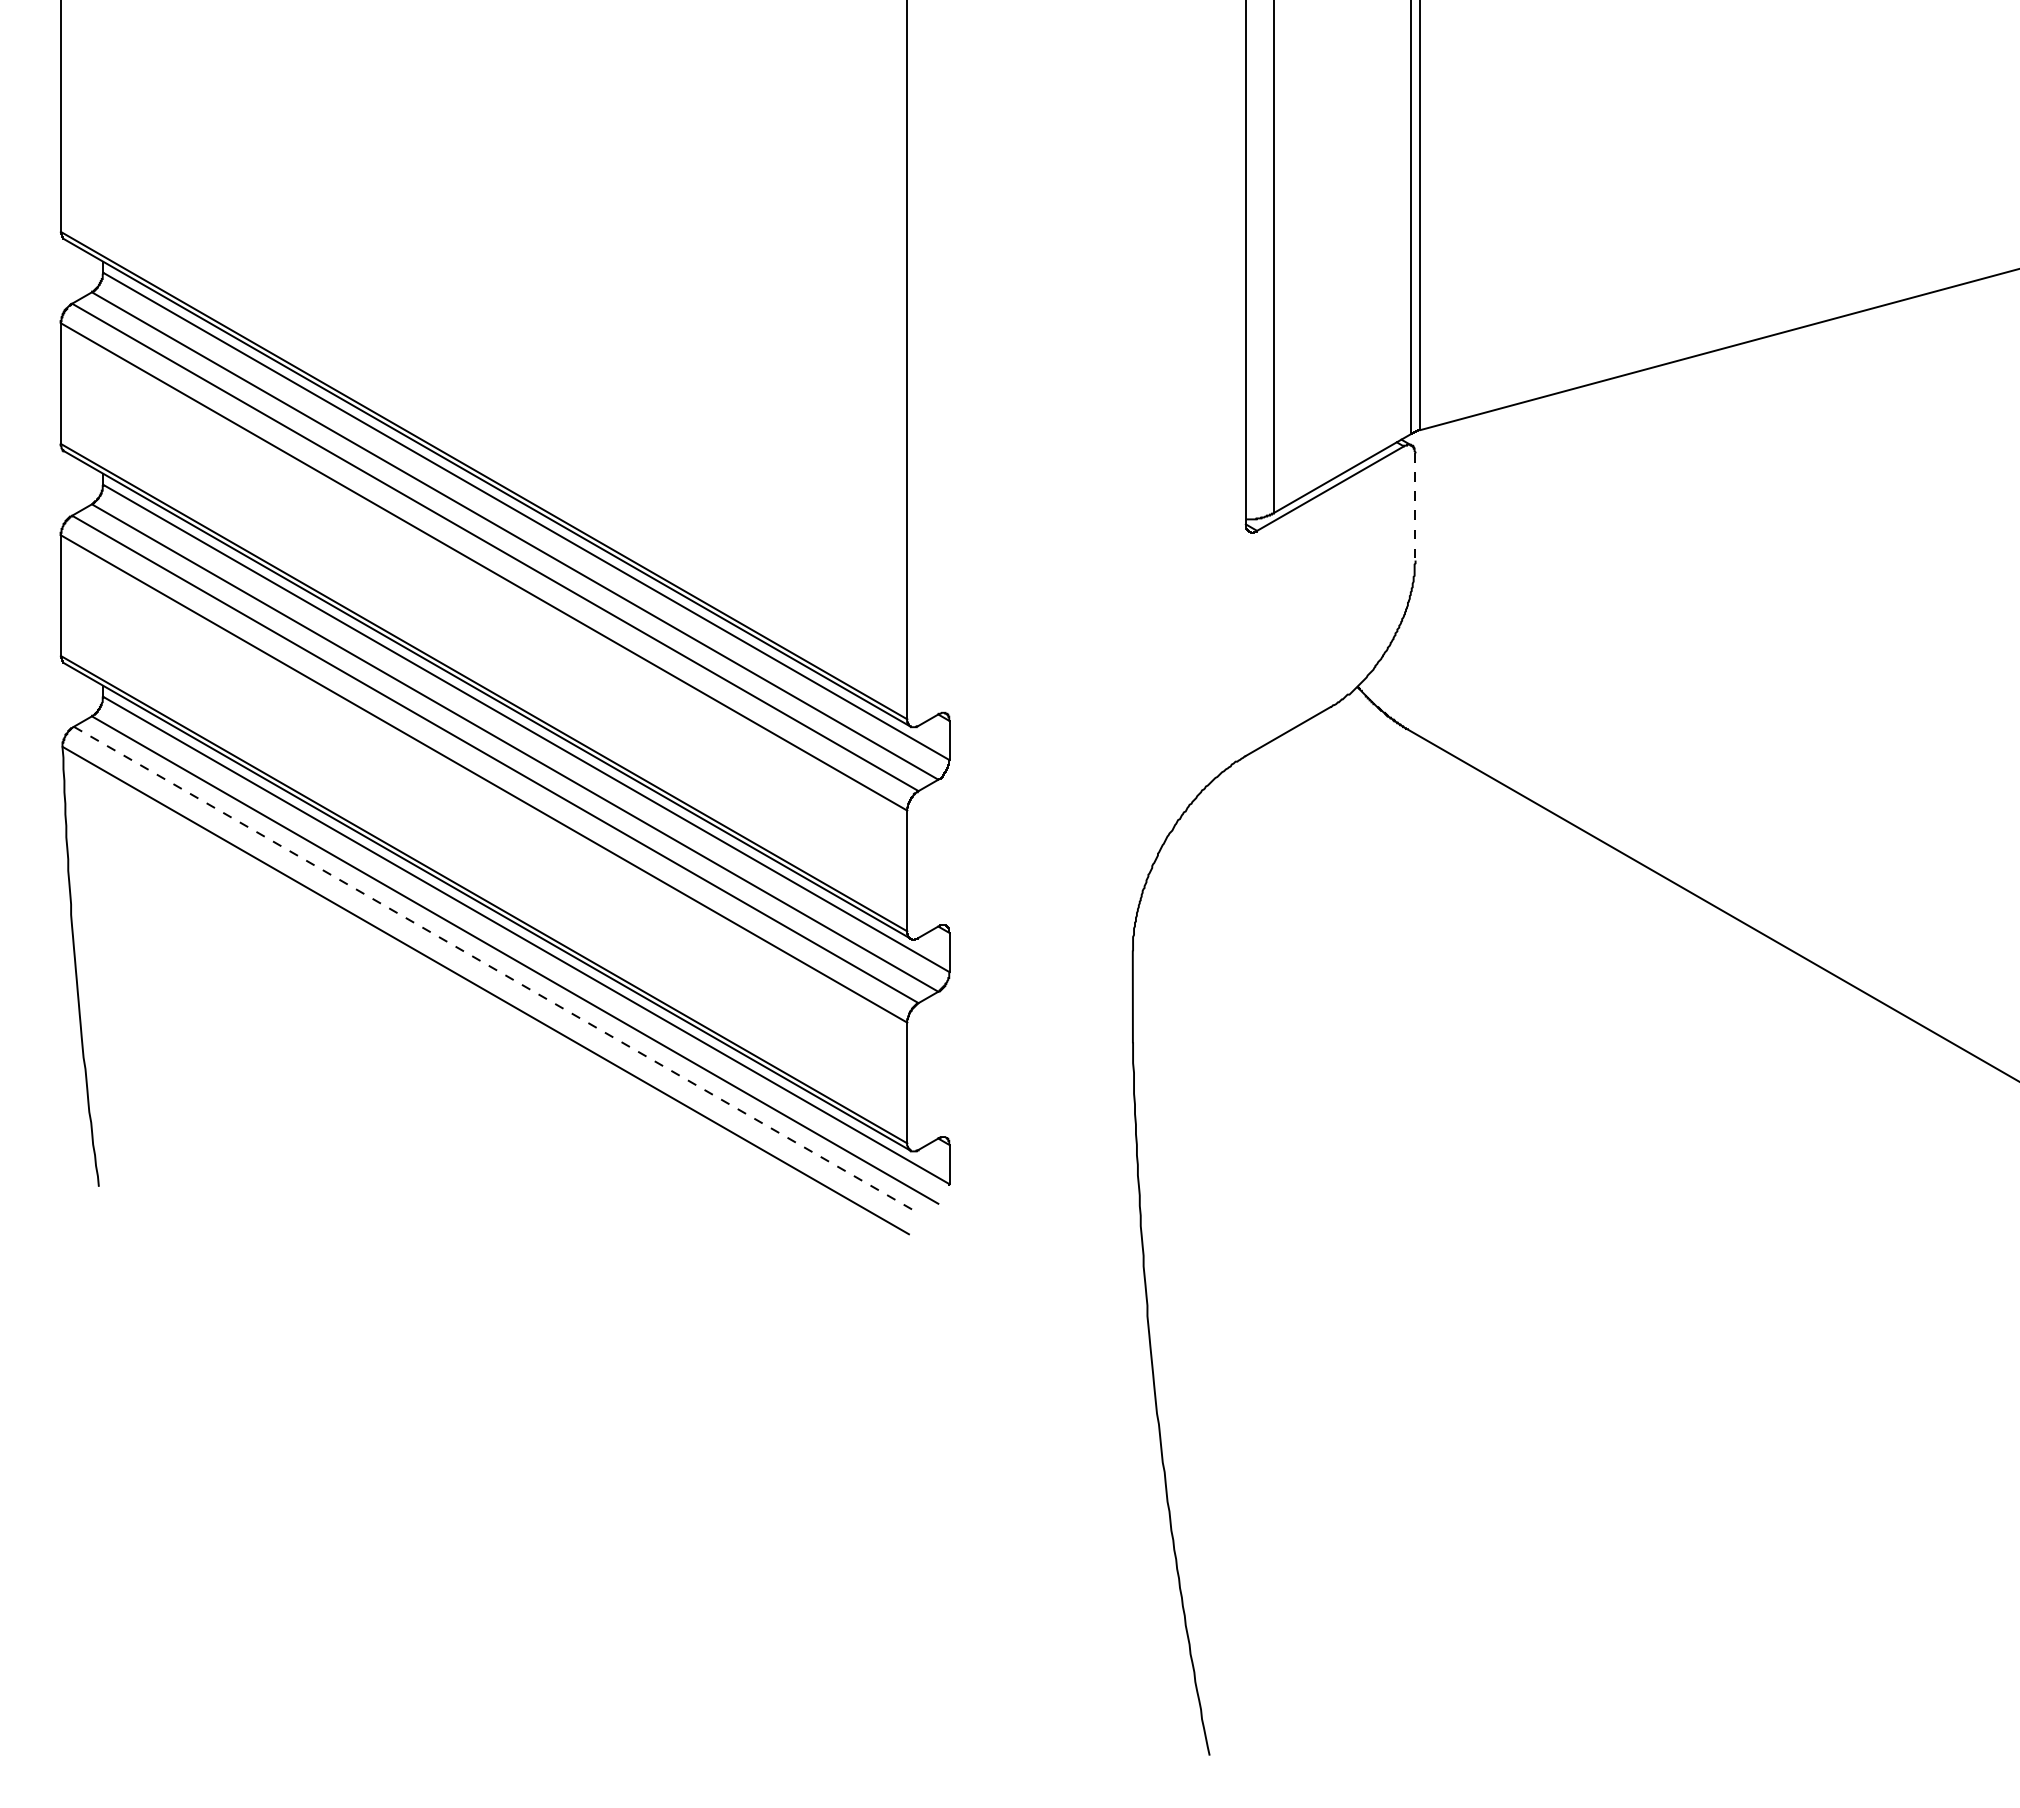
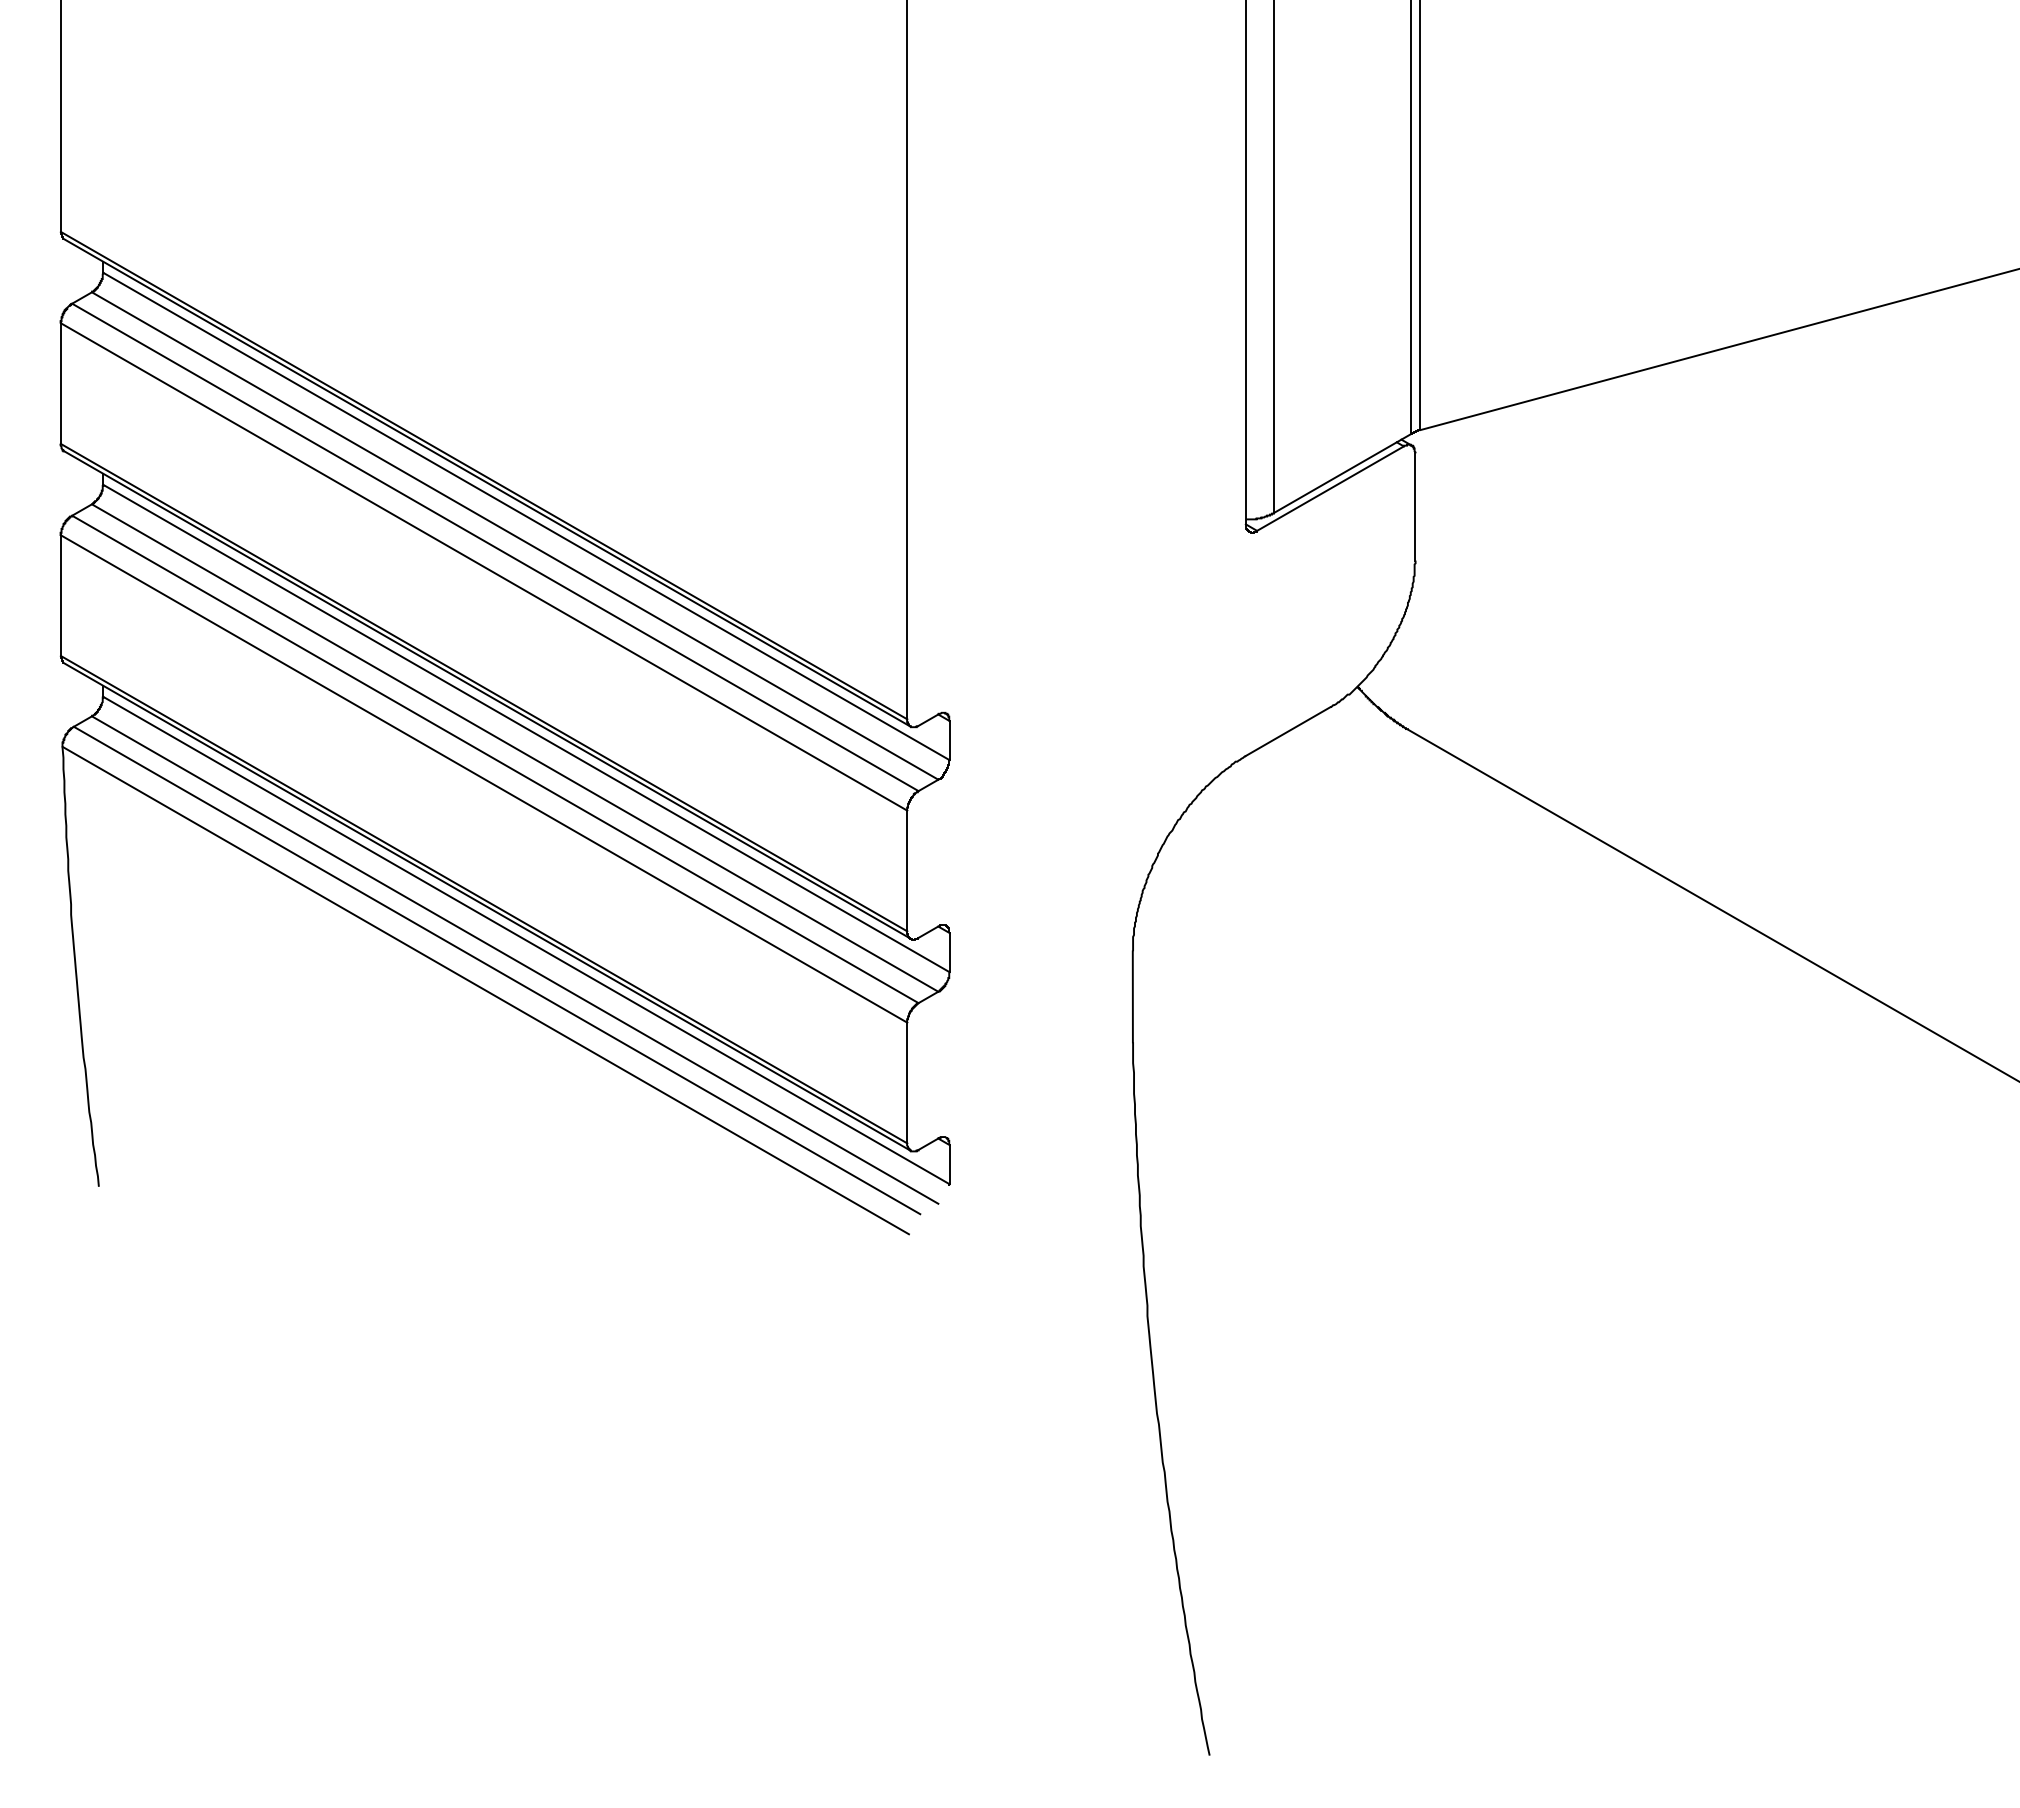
line: dashed -> solid (1415, 506)
line: dashed -> solid (497, 970)
